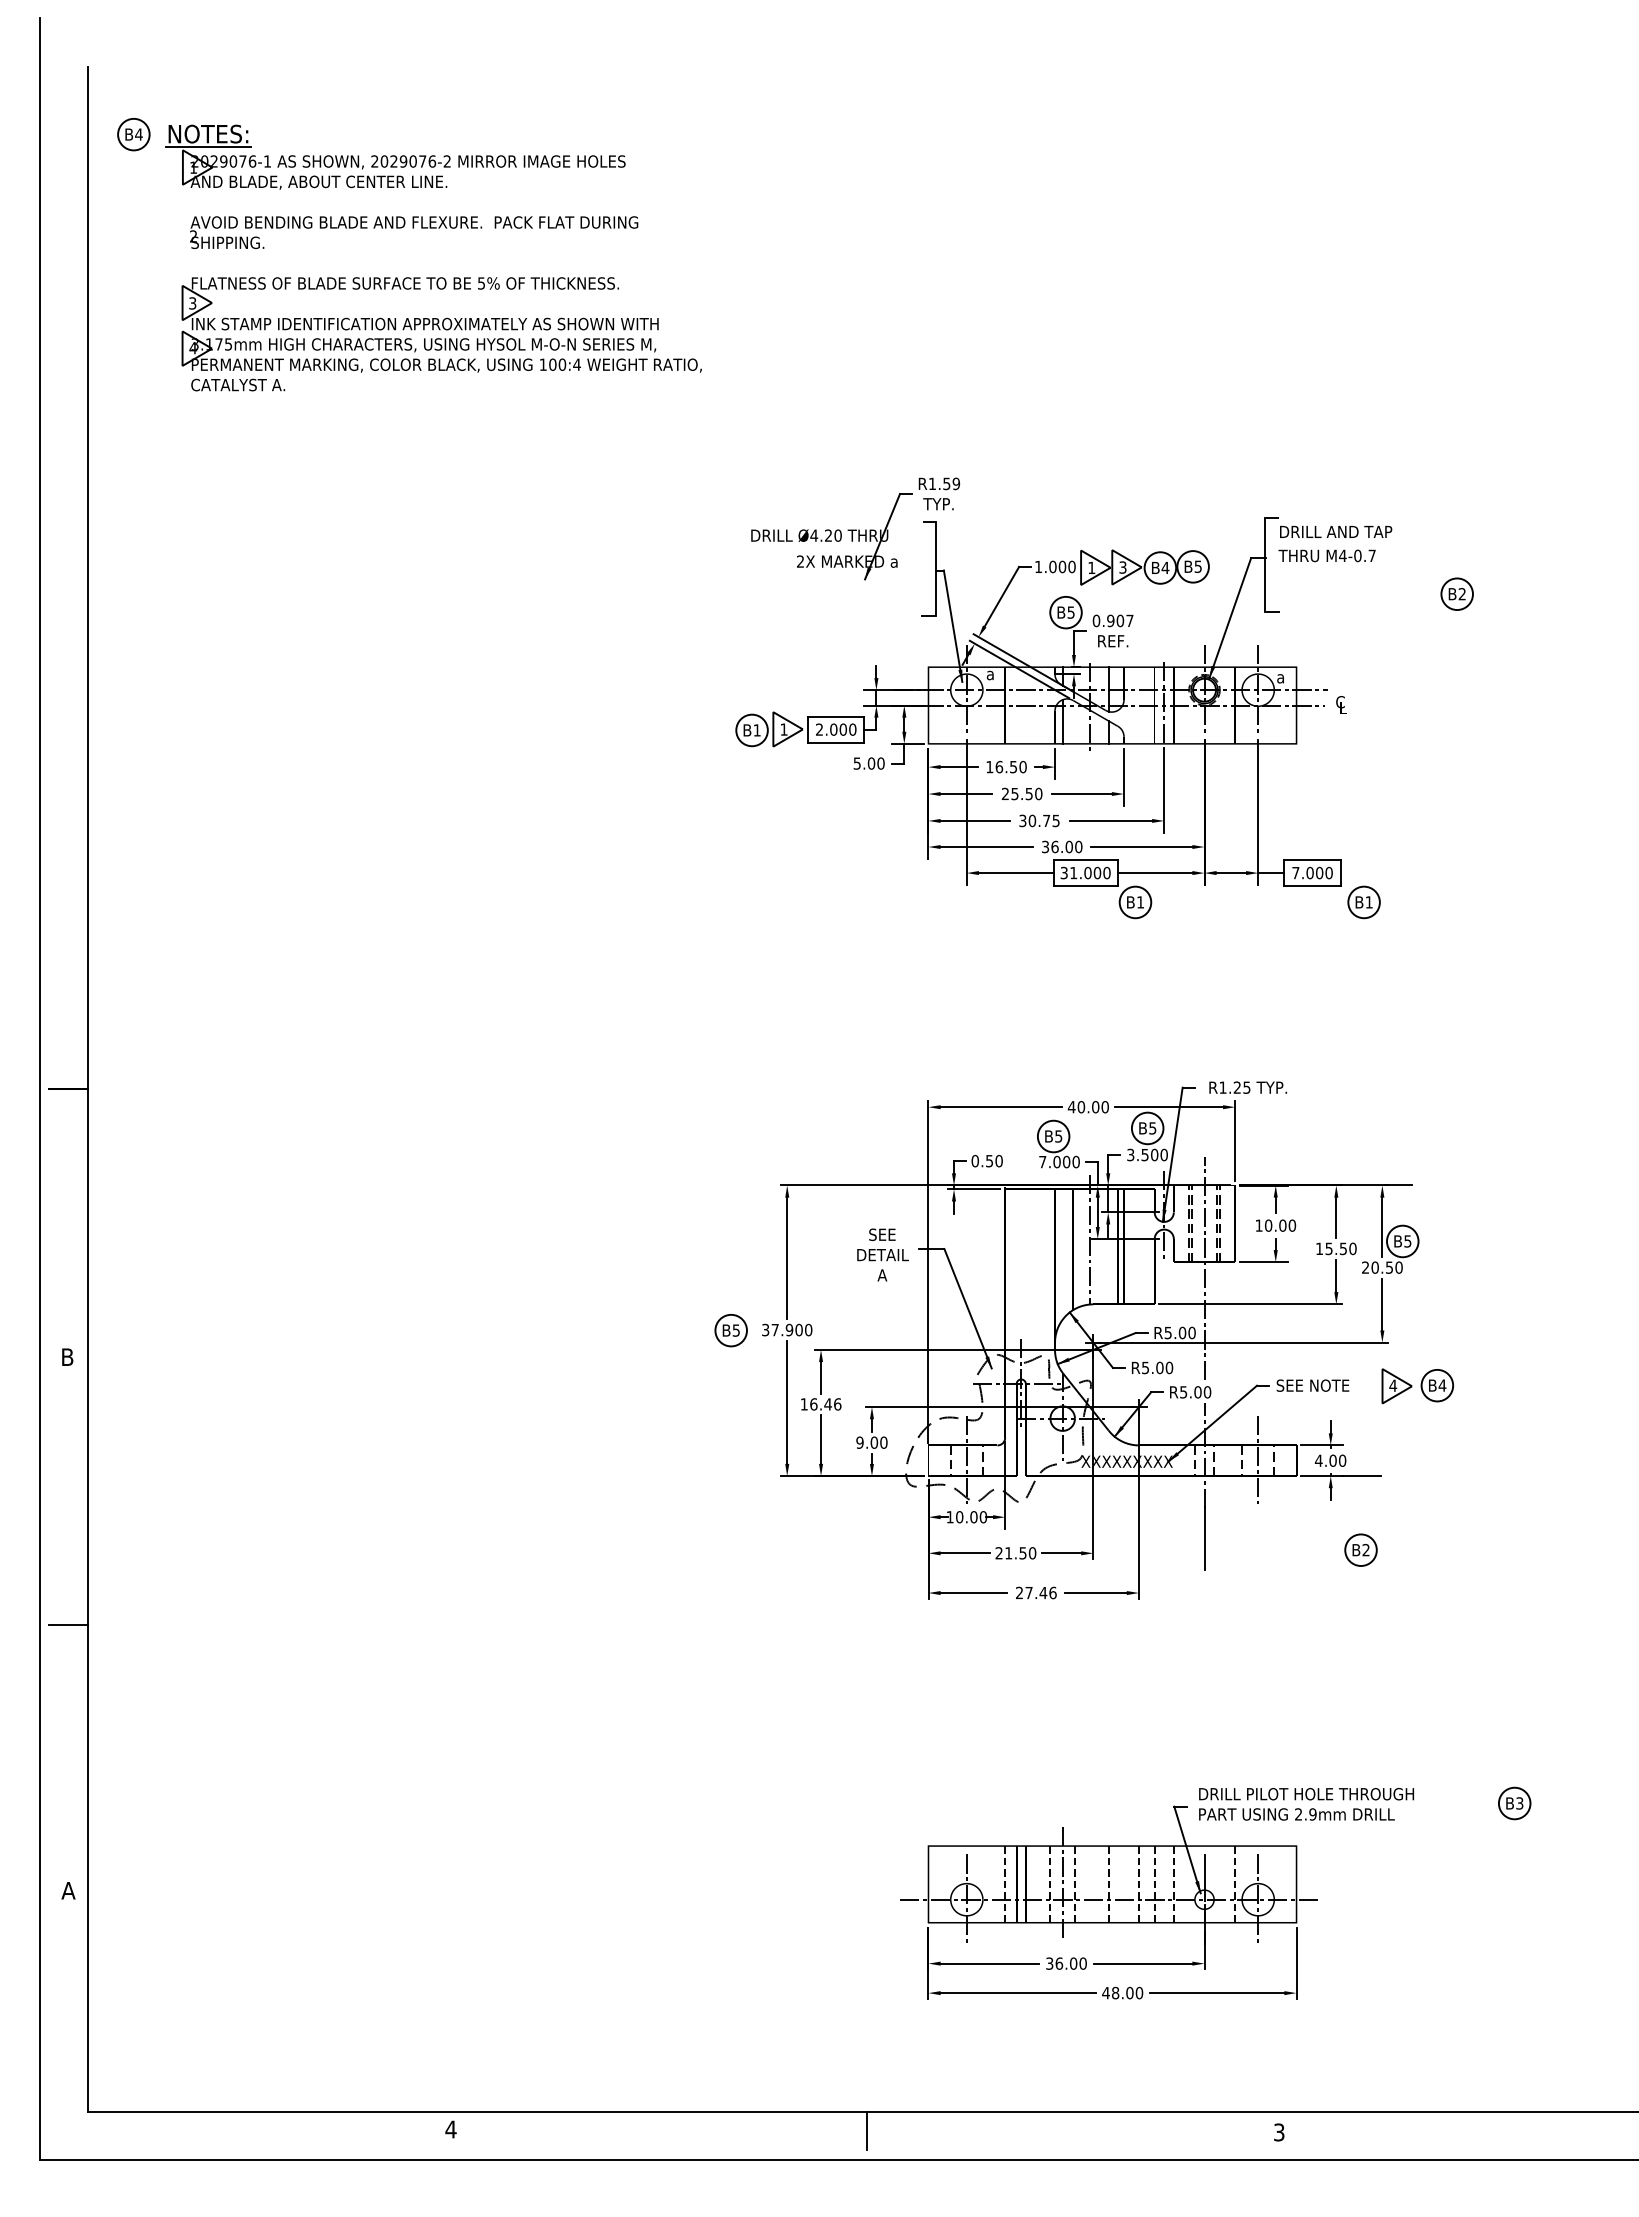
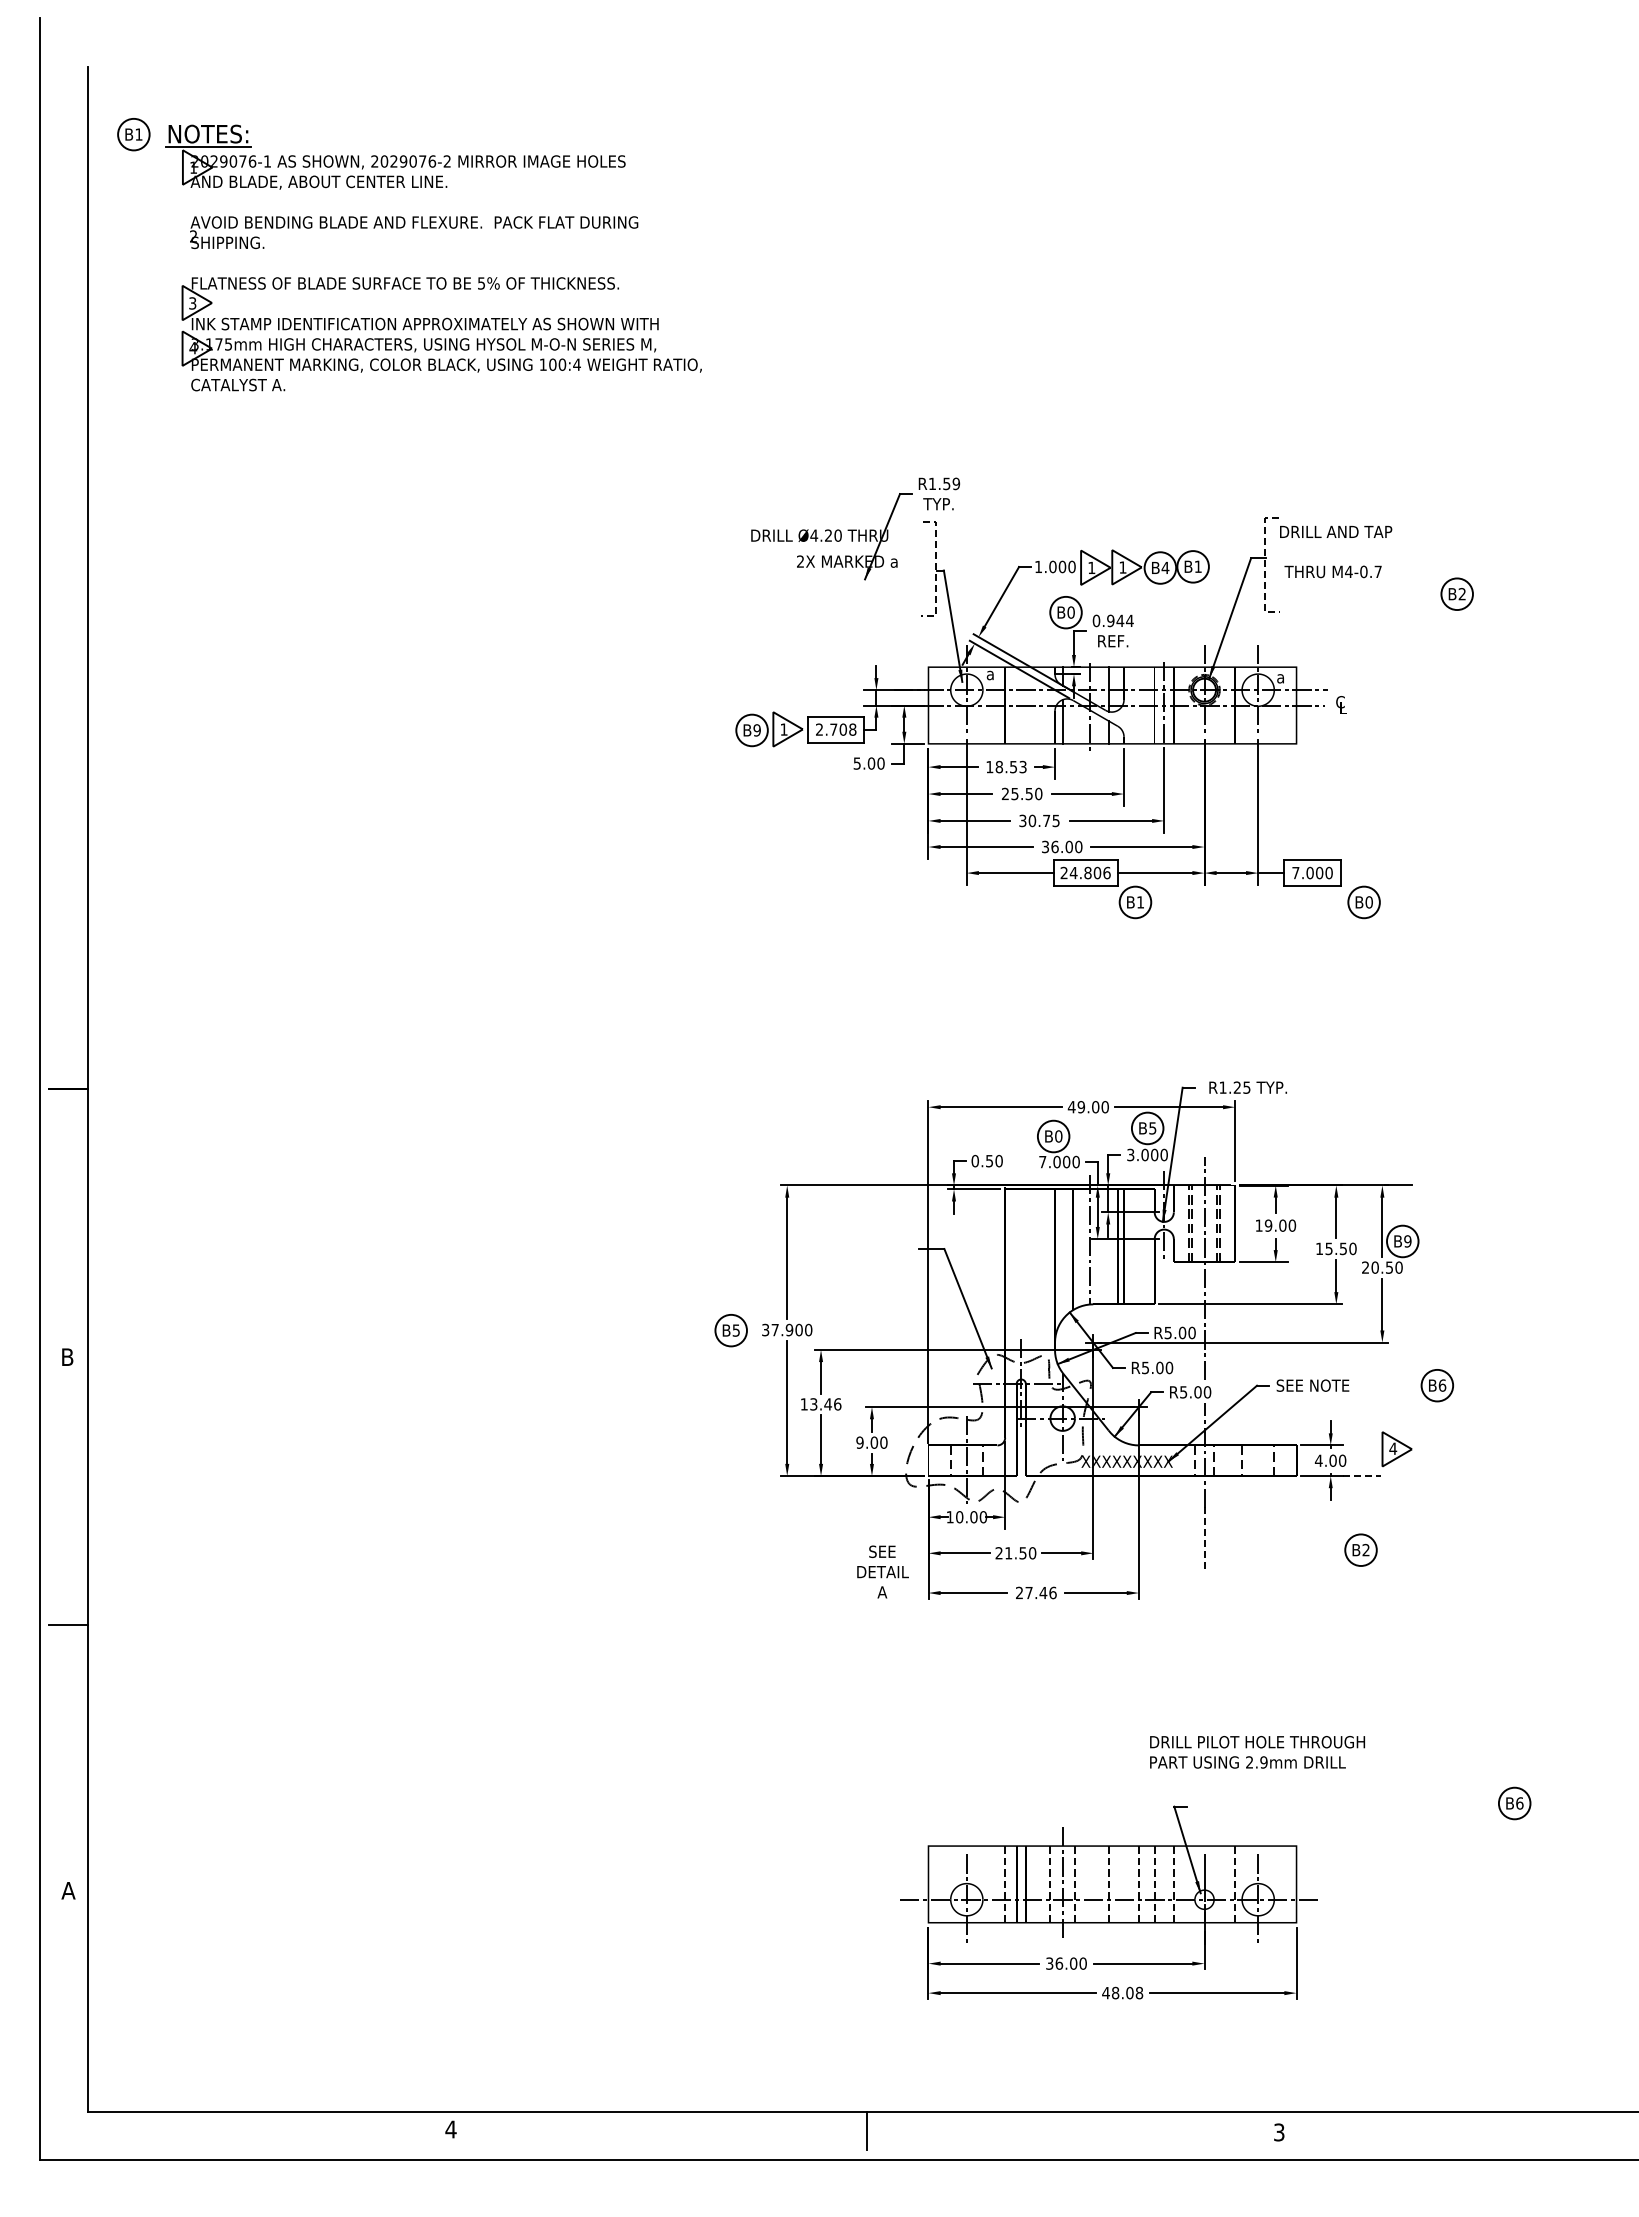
text: B4 -> B1 (138, 134)
text position: (1326, 555) -> (1332, 571) (1332, 571)
text: B5 -> B1 (1197, 566)
line: solid -> dashed (1265, 566)
text: 3 -> 1 (1122, 567)
line: solid -> dashed (936, 570)
text: B5 -> B0 (1070, 612)
text: 0.907 -> 0.944 (1124, 620)
text: 2.000 -> 2.708 (843, 729)
text: B1 -> B9 (756, 730)
text: 16.50 -> 18.53 (1010, 766)
text: 31.000 -> 24.806 (1085, 872)
text: B1 -> B0 (1368, 902)
text: 40.00 -> 49.00 (1080, 1107)
text: B5 -> B0 (1058, 1136)
text: 3.500 -> 3.000 (1144, 1154)
text: 10.00 -> 19.00 (1268, 1225)
text: B5 -> B9 (1407, 1241)
text position: (882, 1254) -> (882, 1571) (882, 1571)
text: B4 -> B6 (1442, 1385)
part position: (1396, 1386) -> (1396, 1449) (1396, 1449)
text: 16.46 -> 13.46 (813, 1404)
line: present -> none (1258, 1461)
line: solid -> dashed (1361, 1476)
line: solid -> dashed (1204, 1539)
text: B3 -> B6 (1519, 1803)
text position: (1306, 1804) -> (1257, 1752) (1257, 1752)
text: 48.00 -> 48.08 (1139, 1992)
